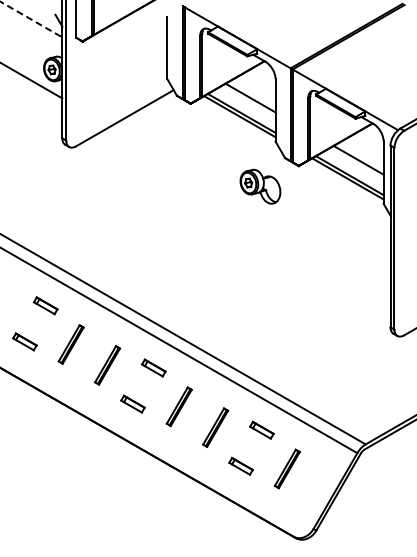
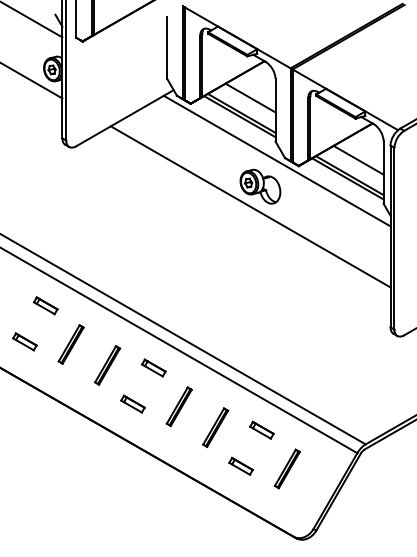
line: dashed -> solid (31, 19)
line: none -> present (276, 160)
line: none -> present (250, 206)
